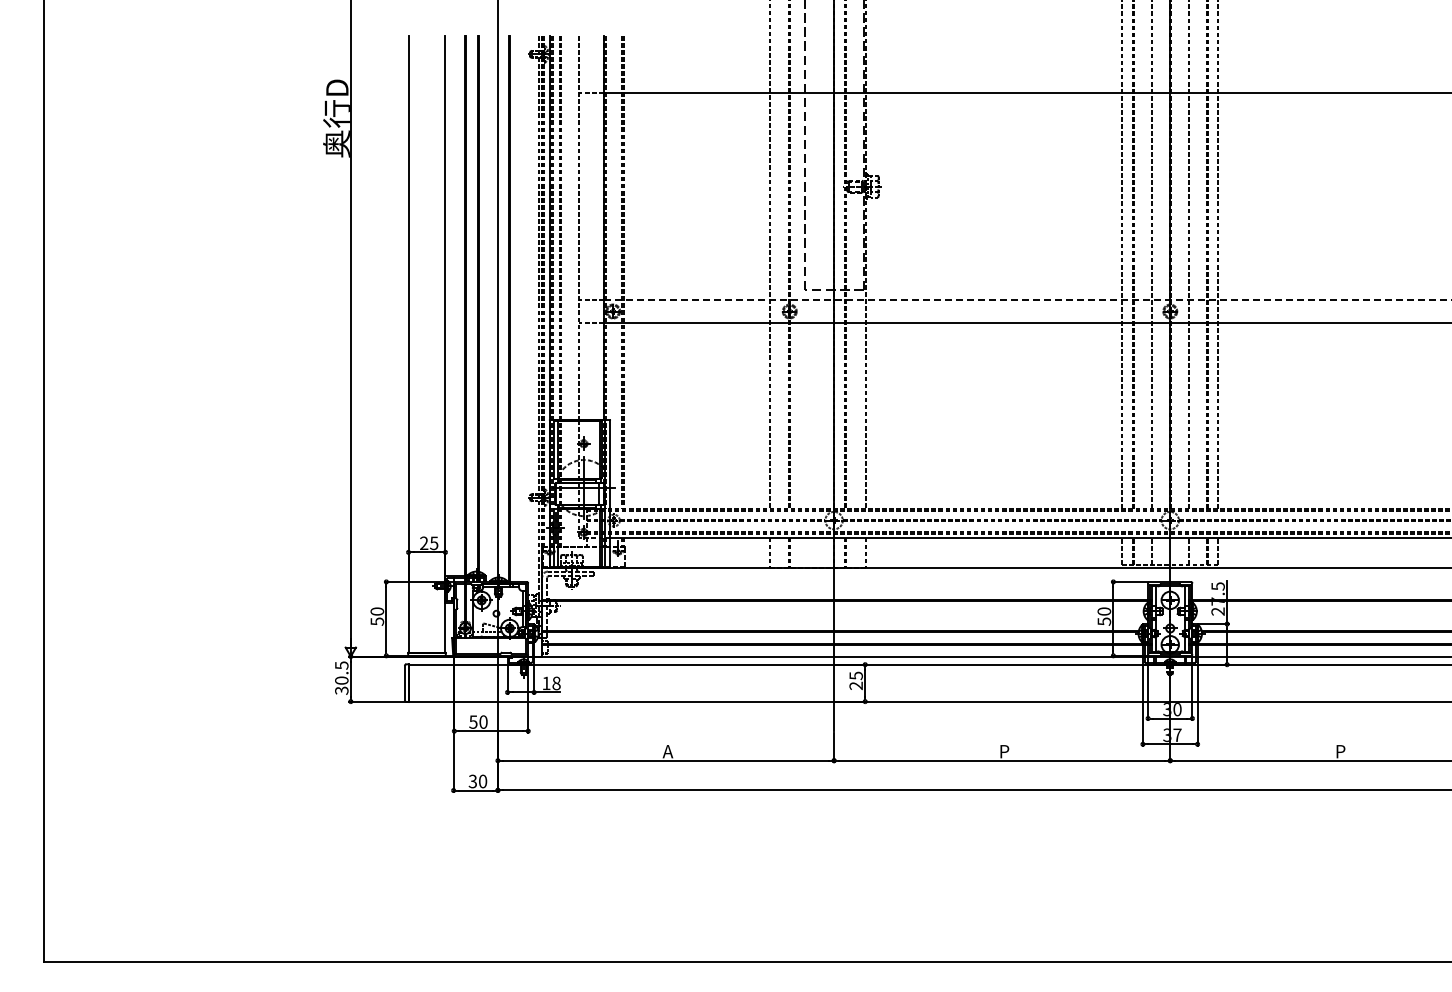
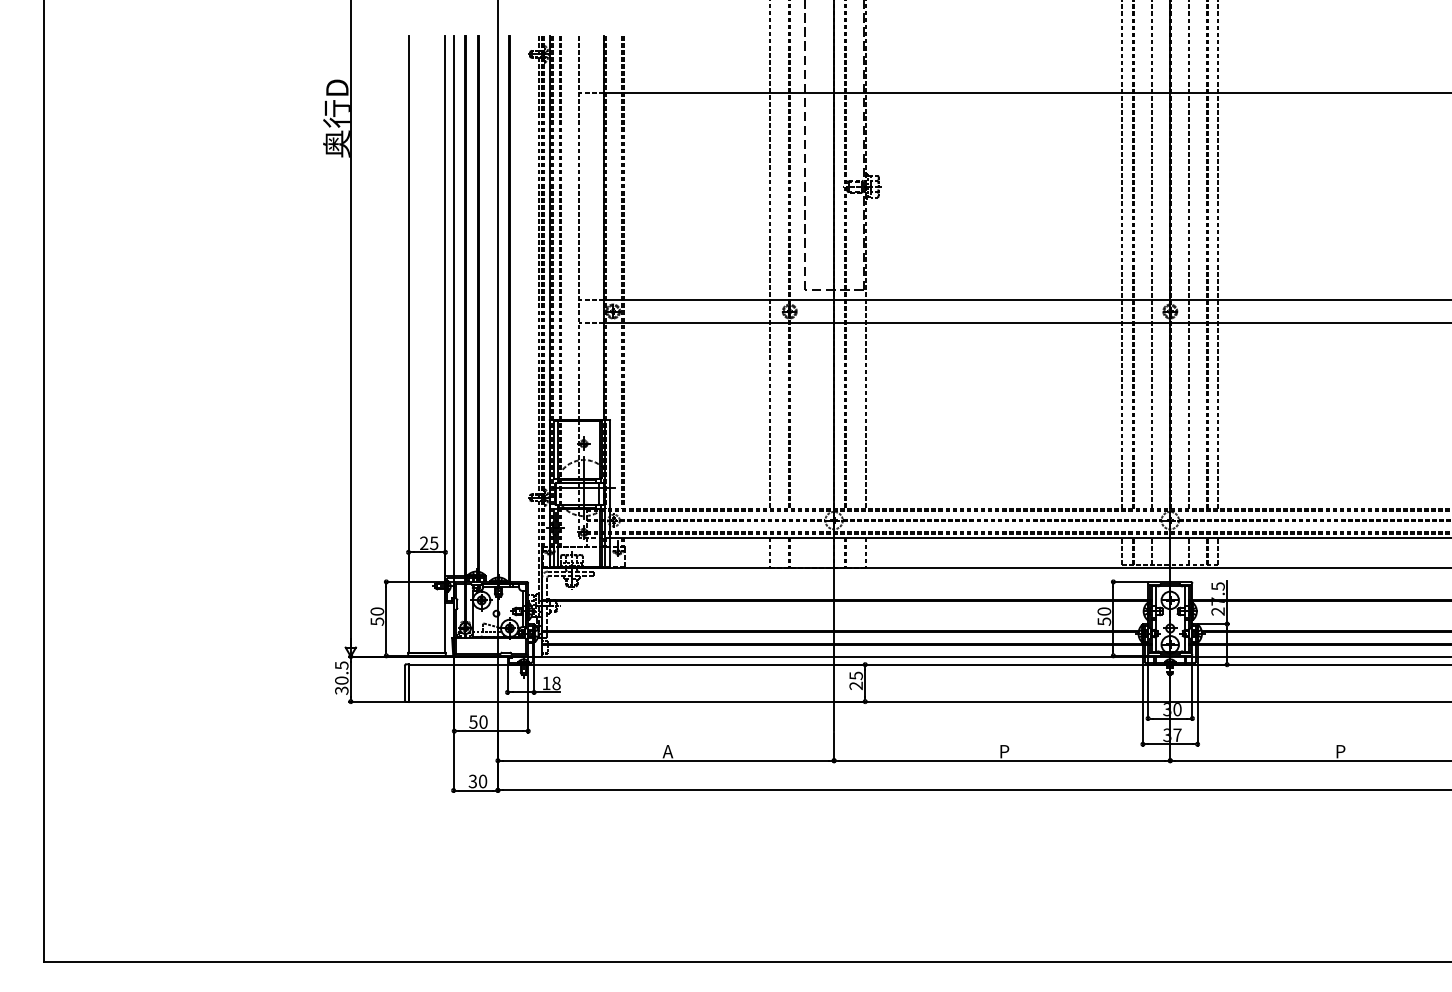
line: dashed -> solid (1027, 299)
line: none -> present (453, 306)
